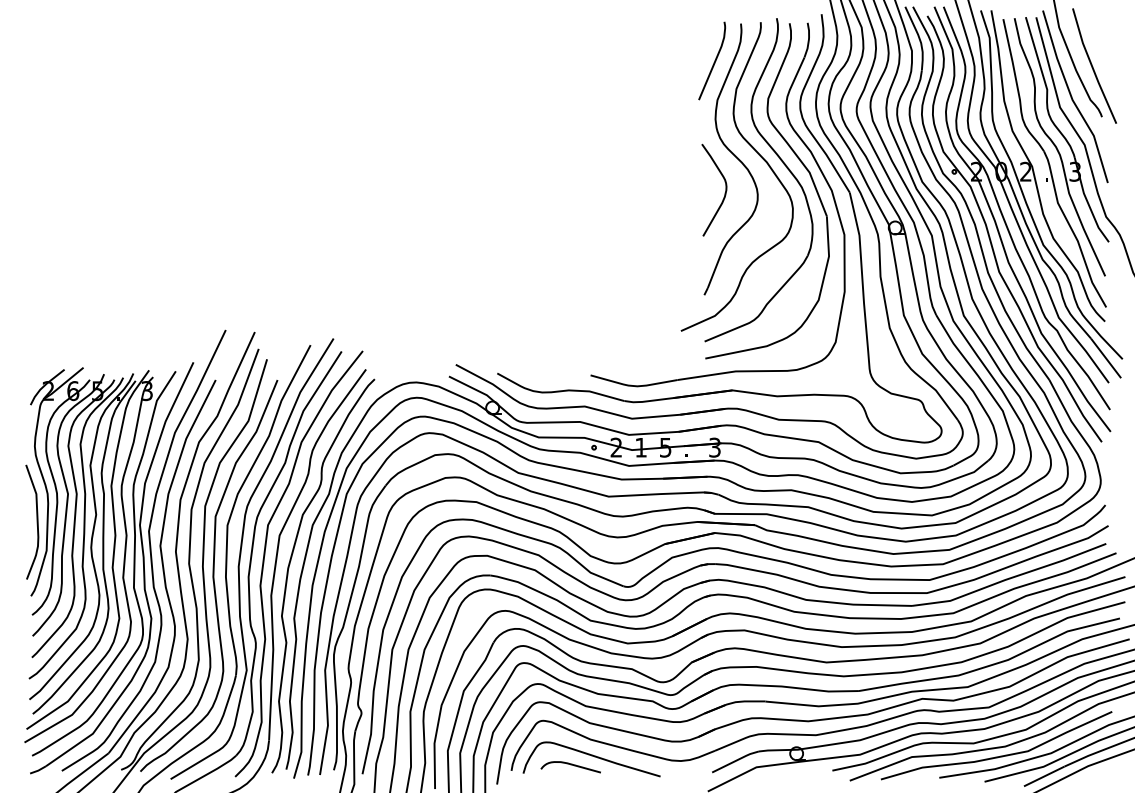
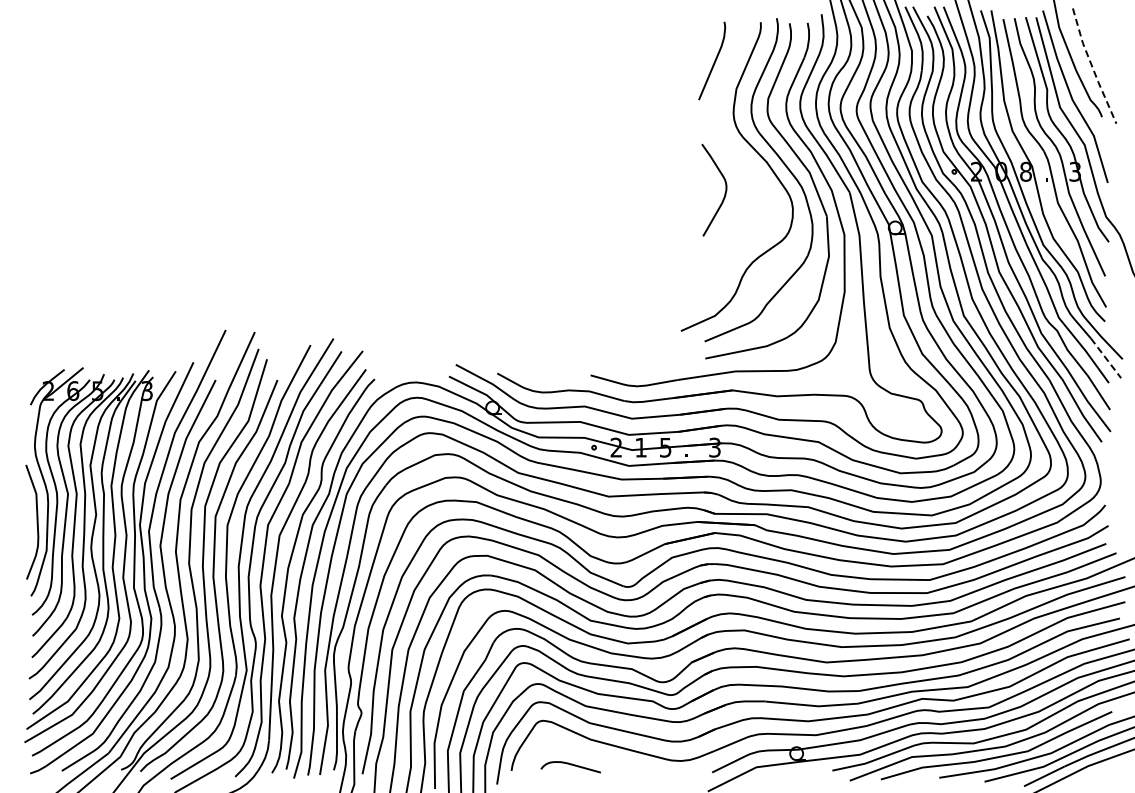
line: solid -> dashed (1092, 67)
part: present -> none (730, 159)
text: 2 -> 8 (1025, 171)
line: solid -> dashed (1106, 358)
curve: present -> none (591, 756)
